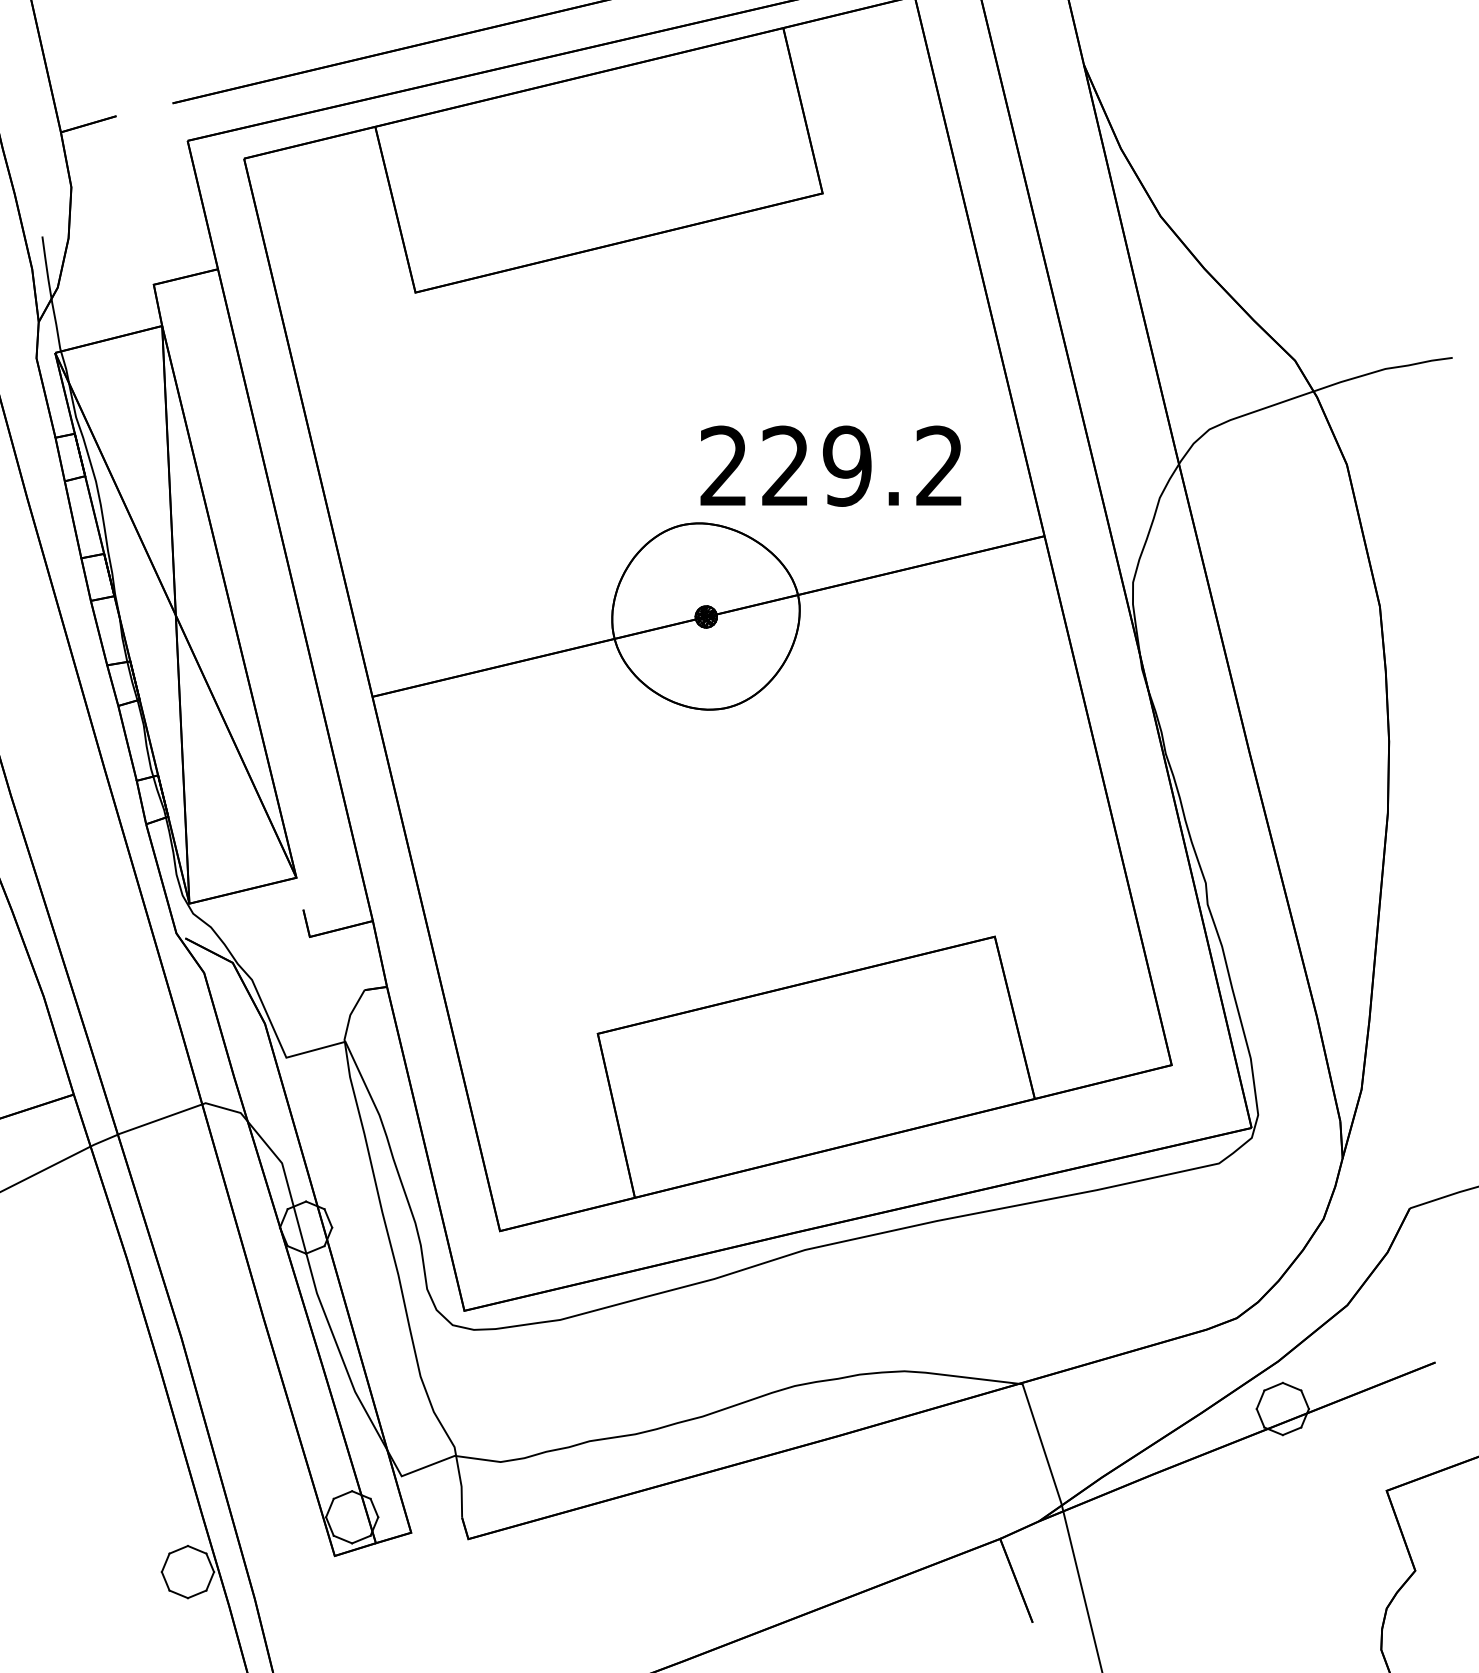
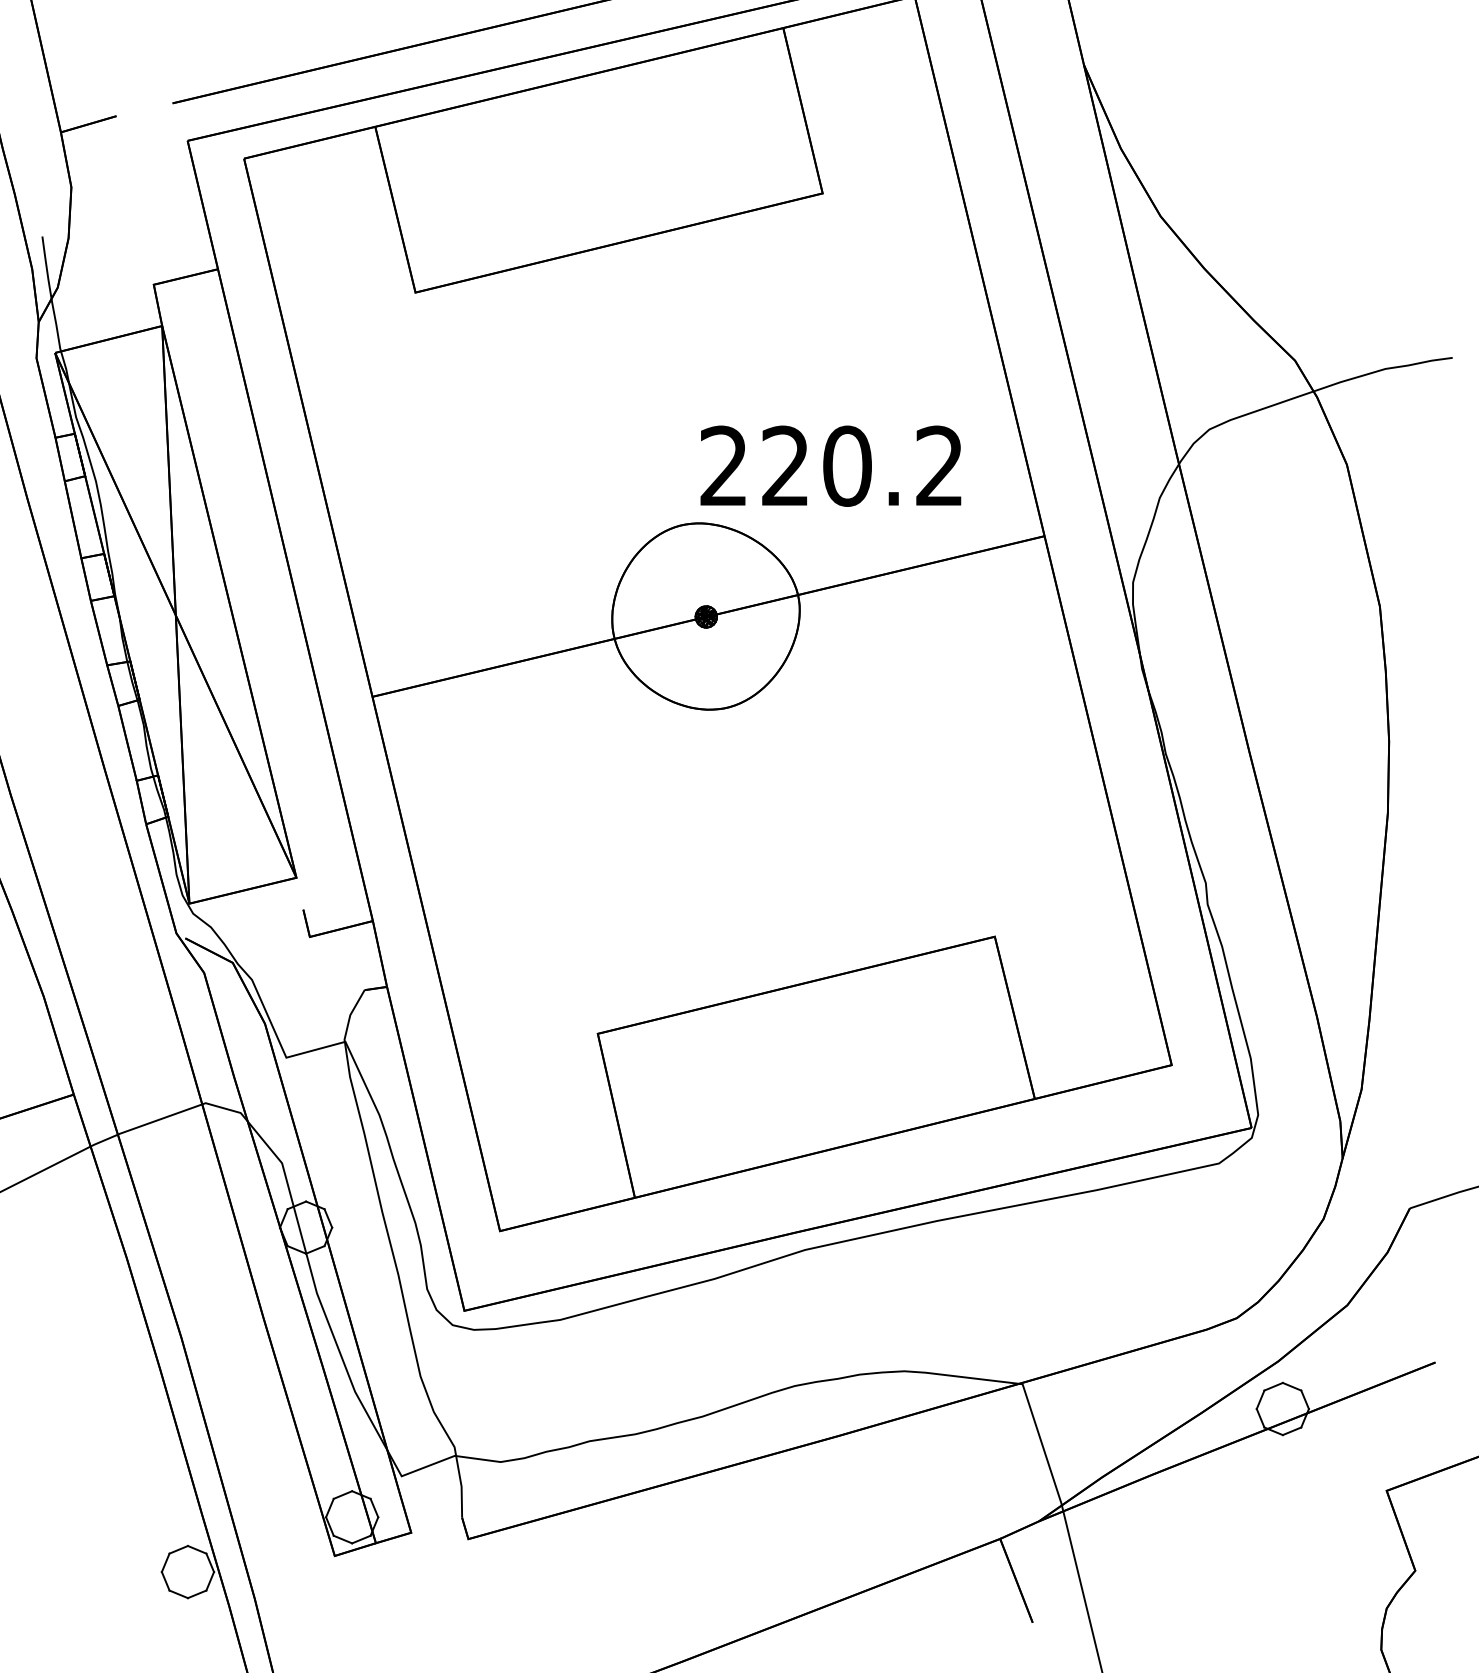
text: 229.2 -> 220.2 (847, 465)
